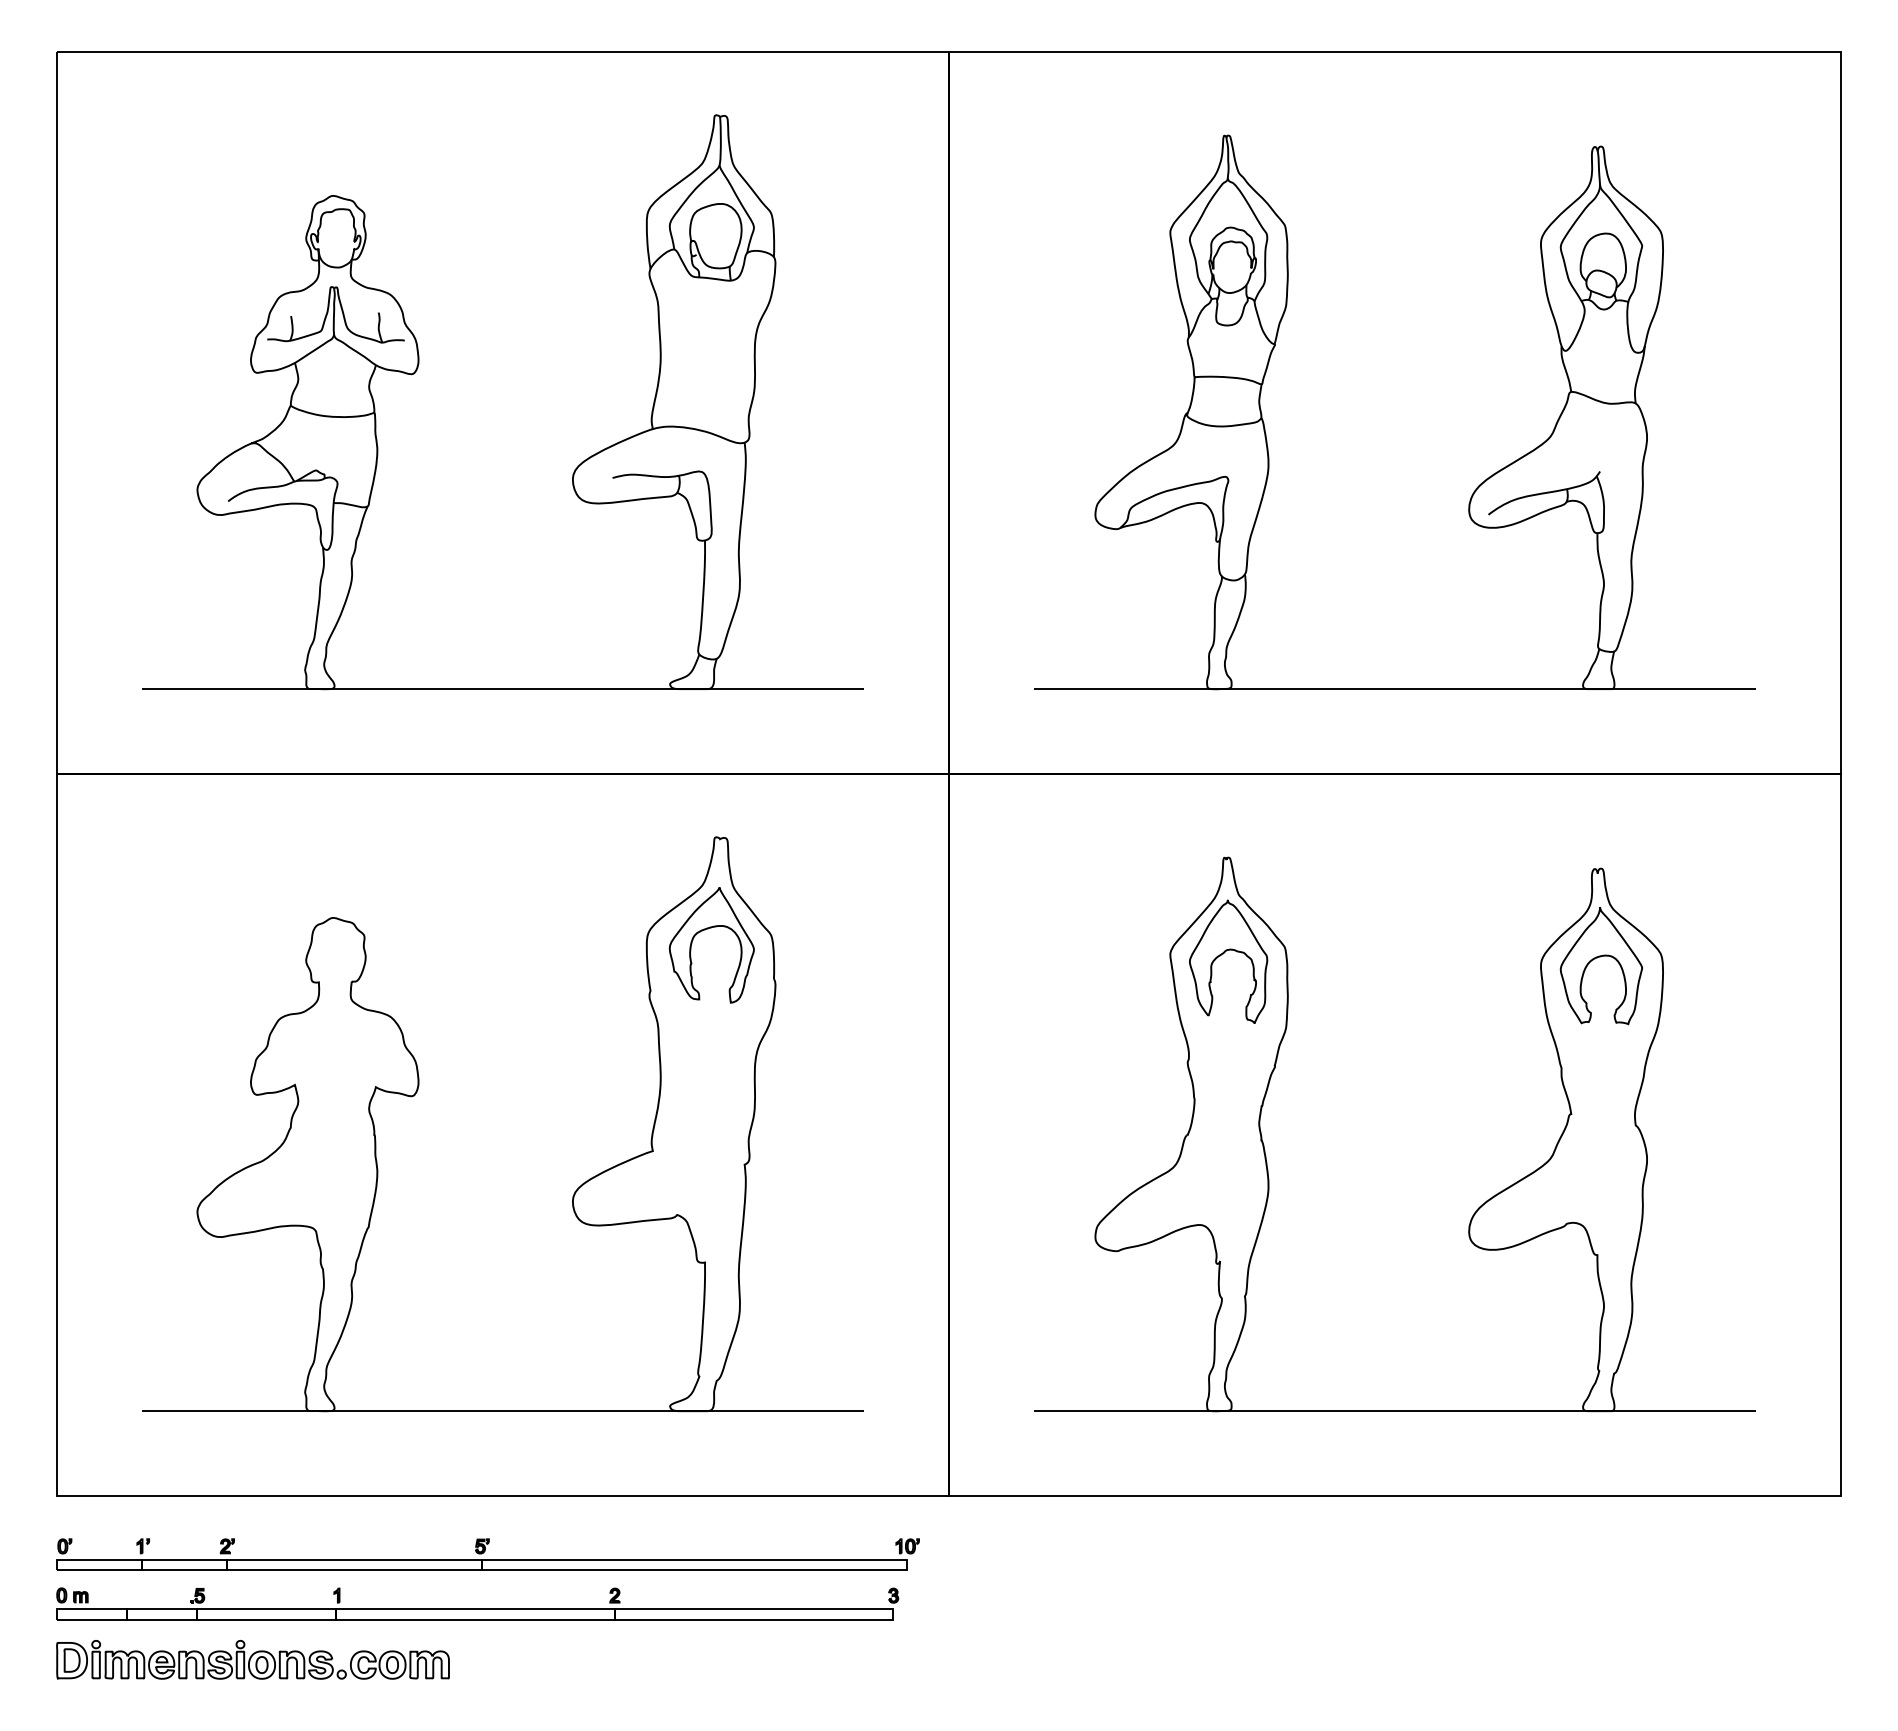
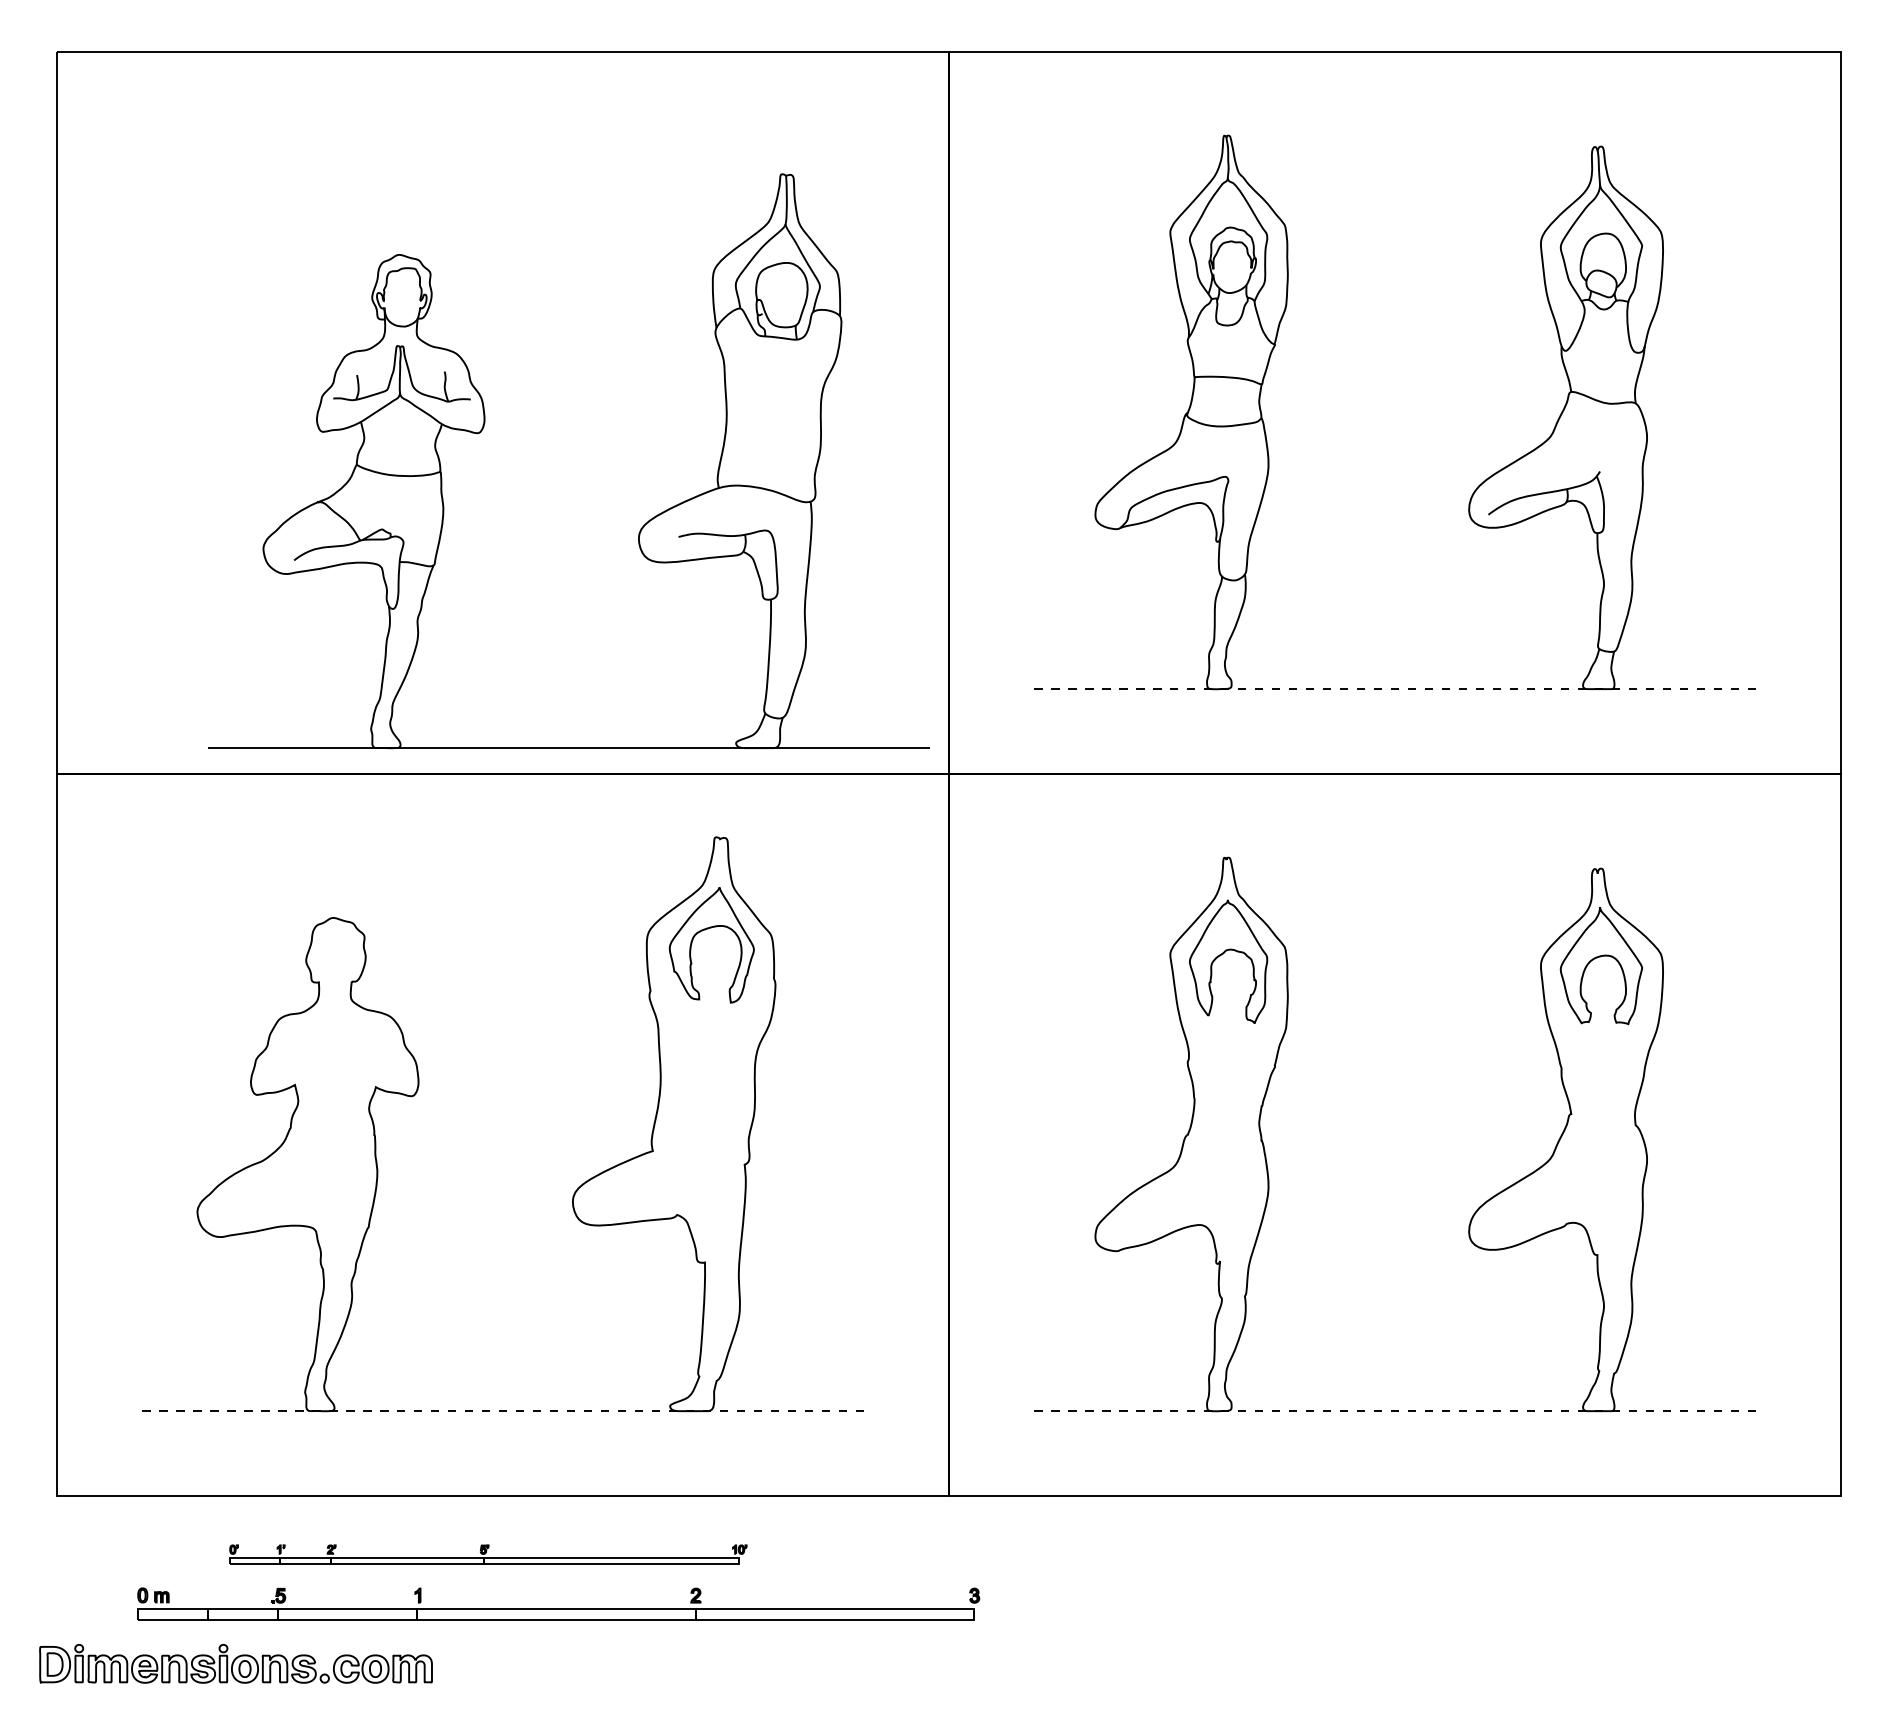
part position: (417, 370) -> (483, 429) (483, 429)
line: solid -> dashed (1395, 689)
line: solid -> dashed (503, 1411)
line: solid -> dashed (1395, 1411)
part size: 864x33 px -> 519x21 px (488, 1554)
part position: (477, 1603) -> (558, 1603) (558, 1603)
part position: (252, 1659) -> (235, 1663) (235, 1663)
